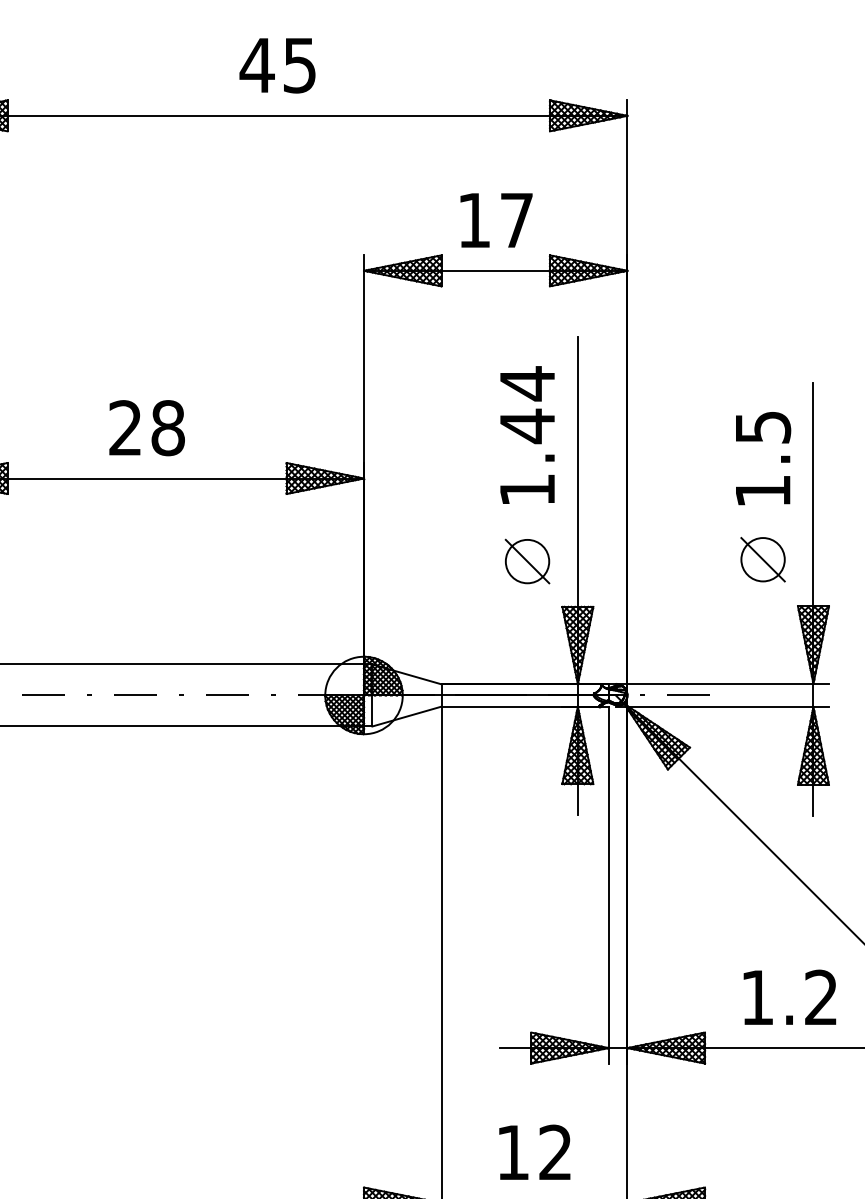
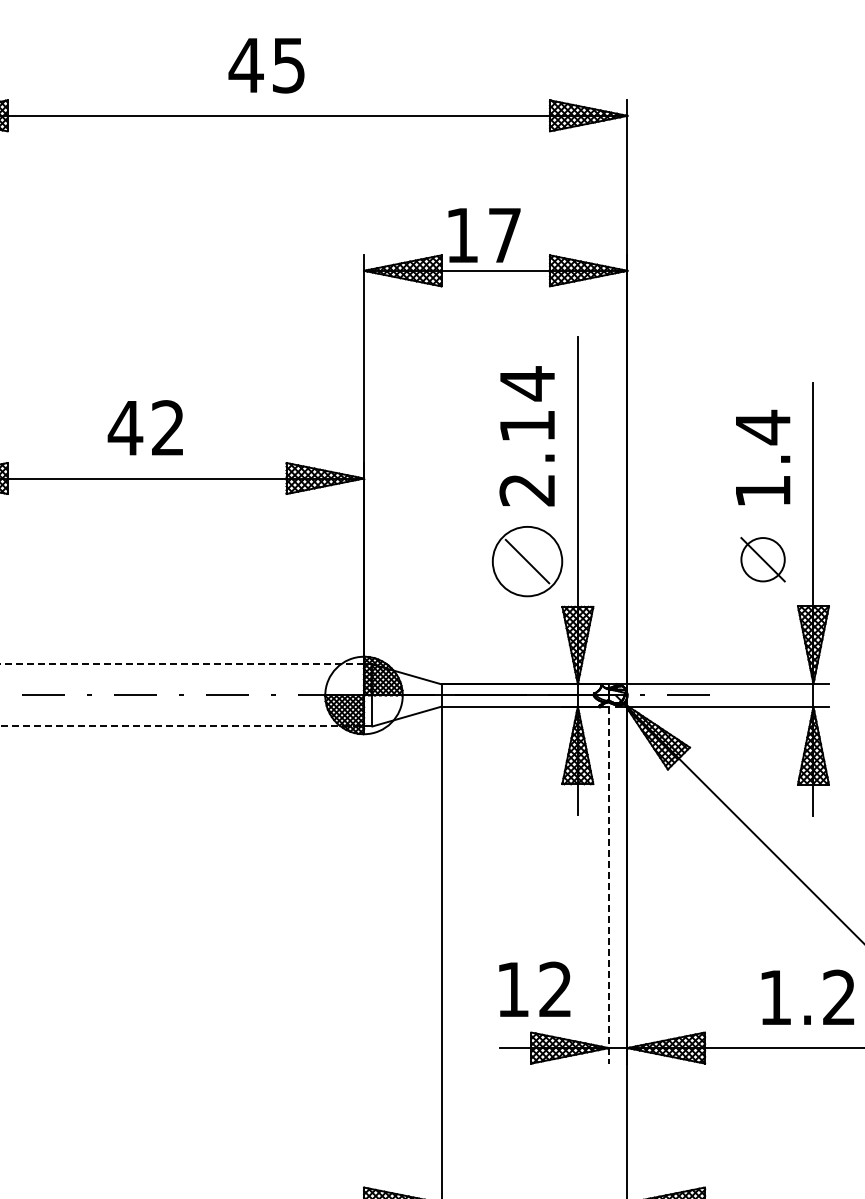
text position: (277, 65) -> (266, 65) (266, 65)
text position: (496, 220) -> (484, 235) (484, 235)
text: 1.5 -> 1.4 (763, 427)
text: 28 -> 42 (145, 428)
text: 1.44 -> 2.14 (526, 457)
circle diameter: 43 px -> 69 px (527, 561)
line: solid -> dashed (182, 664)
line: solid -> dashed (182, 726)
line: solid -> dashed (608, 885)
text position: (789, 996) -> (807, 996) (807, 996)
text position: (534, 1151) -> (534, 988) (534, 988)
